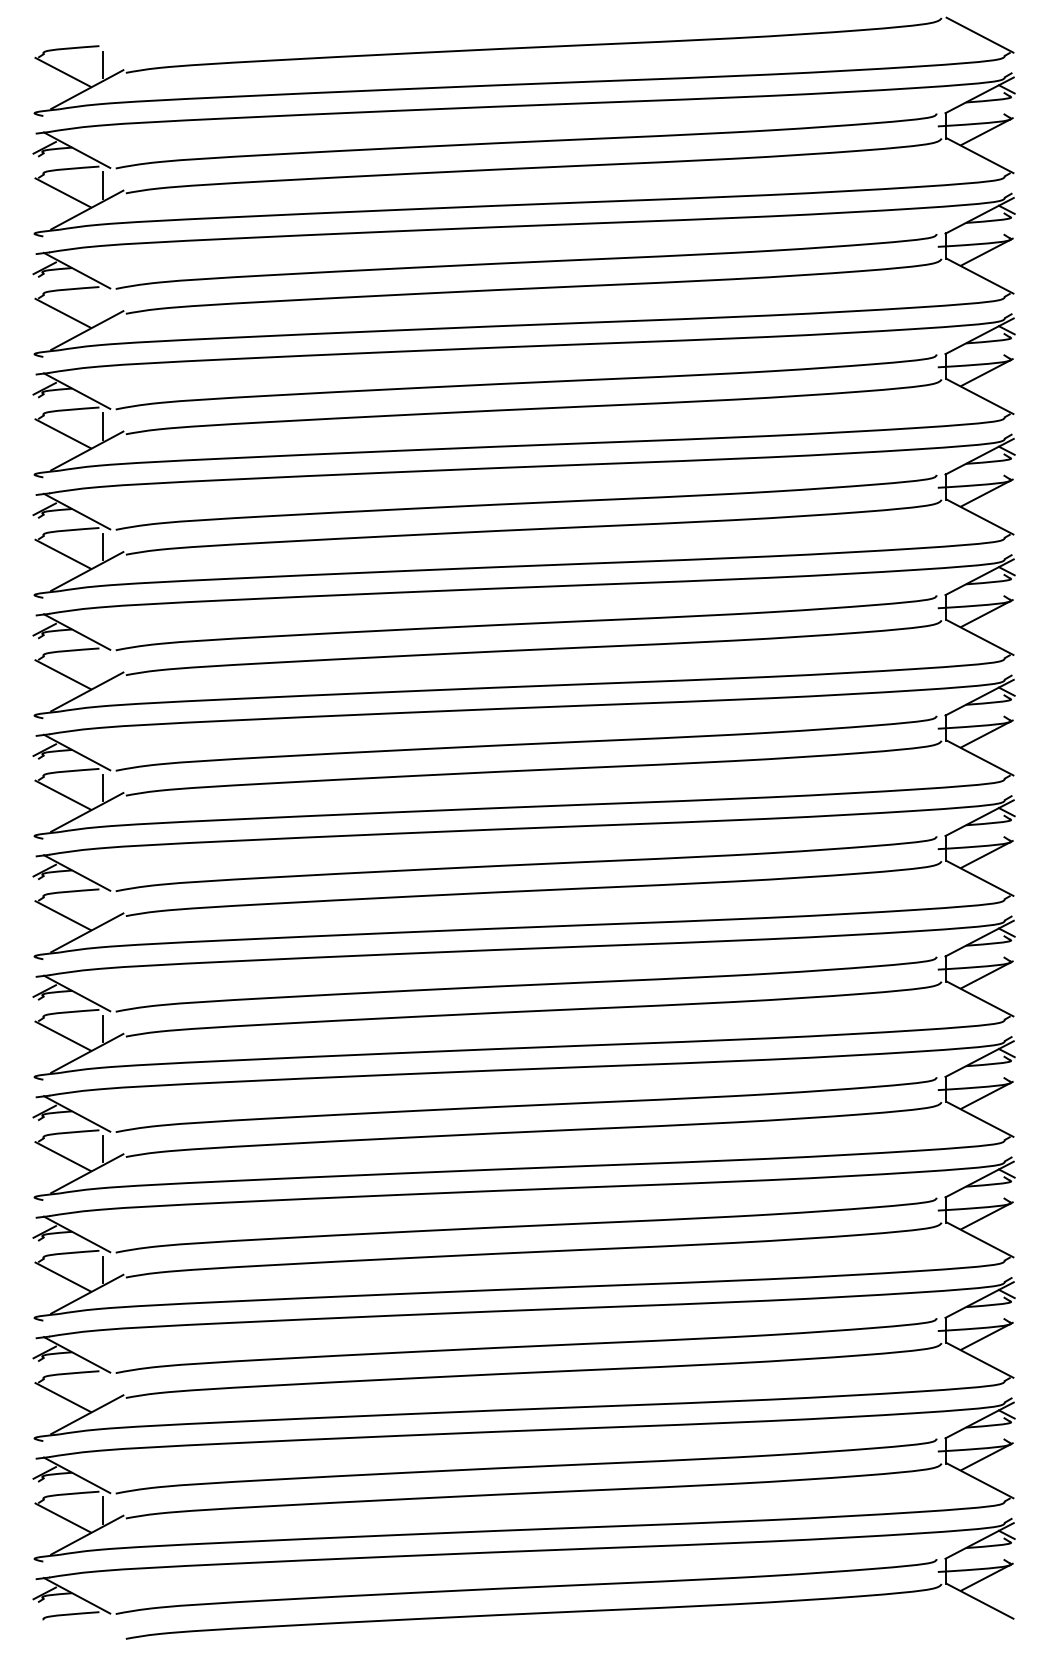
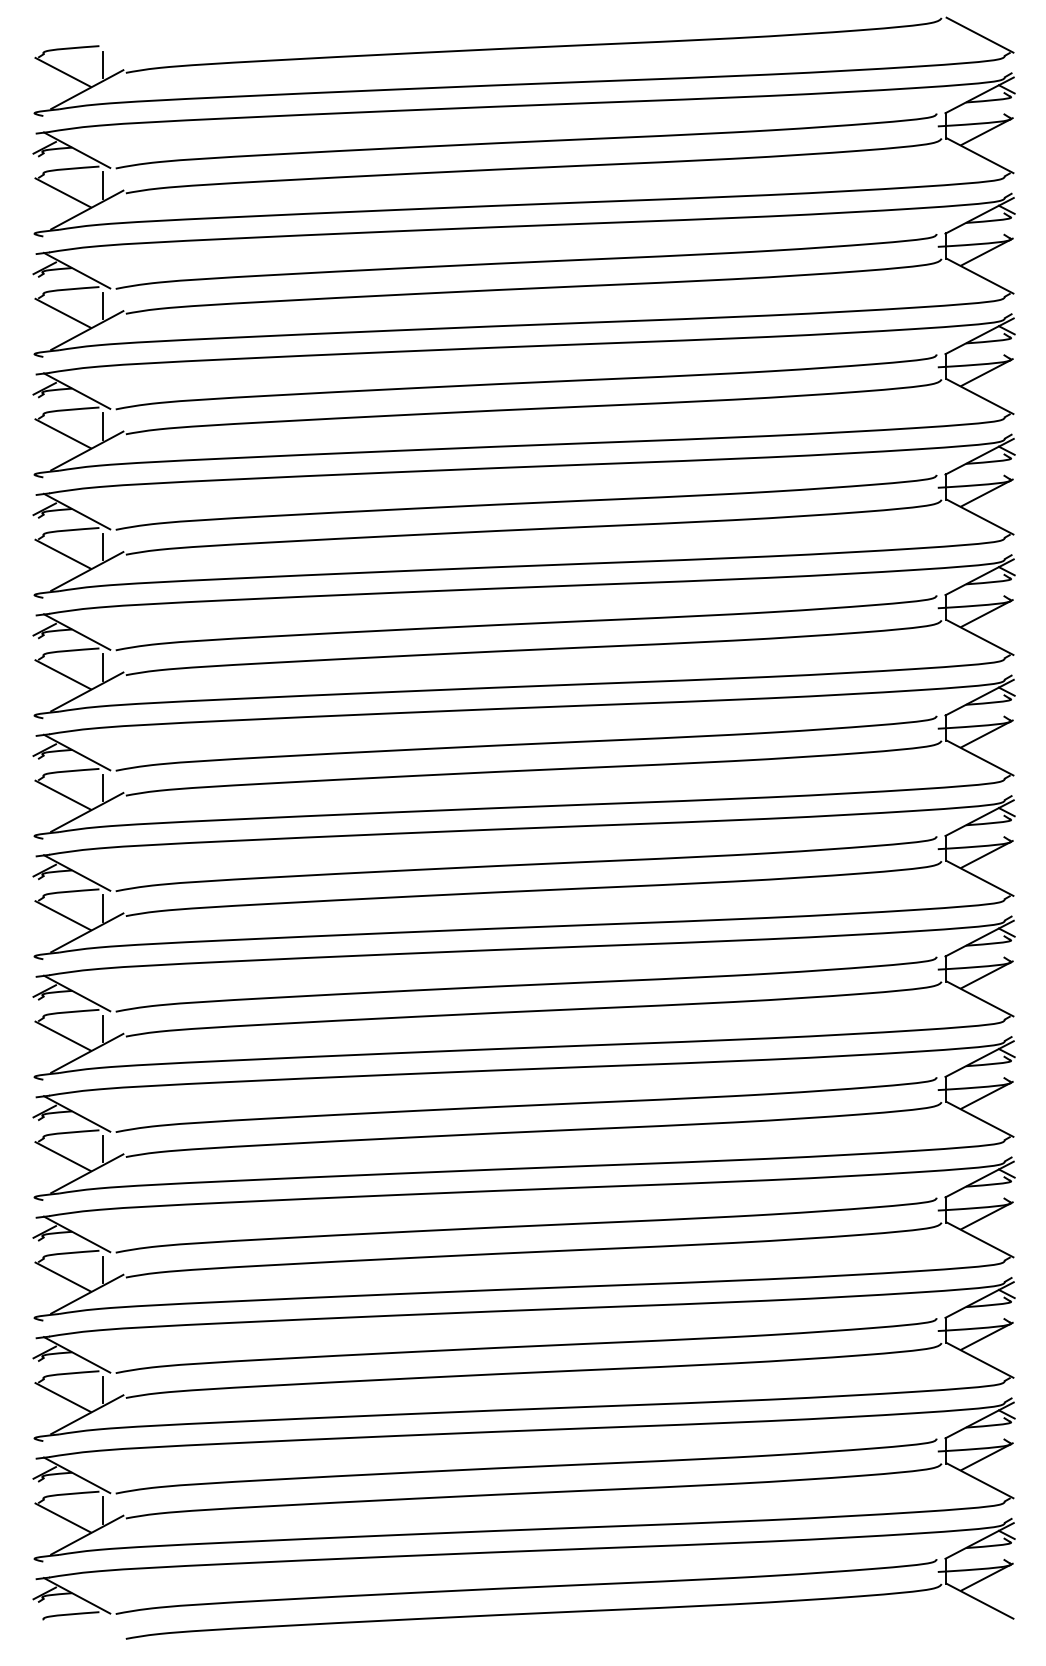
line: none -> present (102, 305)
line: none -> present (102, 667)
line: none -> present (102, 908)
line: none -> present (102, 1390)
